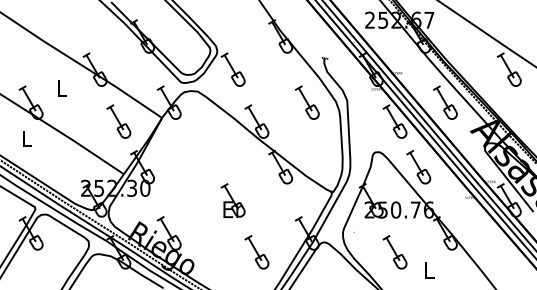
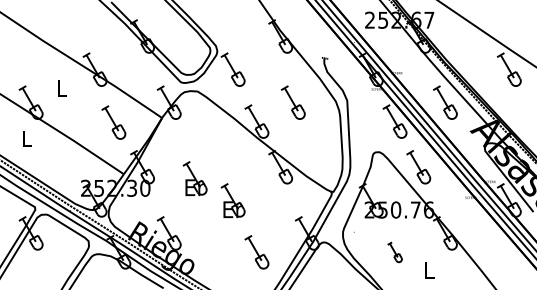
part position: (306, 102) -> (292, 102) (292, 102)
part position: (118, 121) -> (113, 122) (113, 122)
part: none -> present (194, 178)
part size: 26x35 px -> 16x23 px (394, 252)
